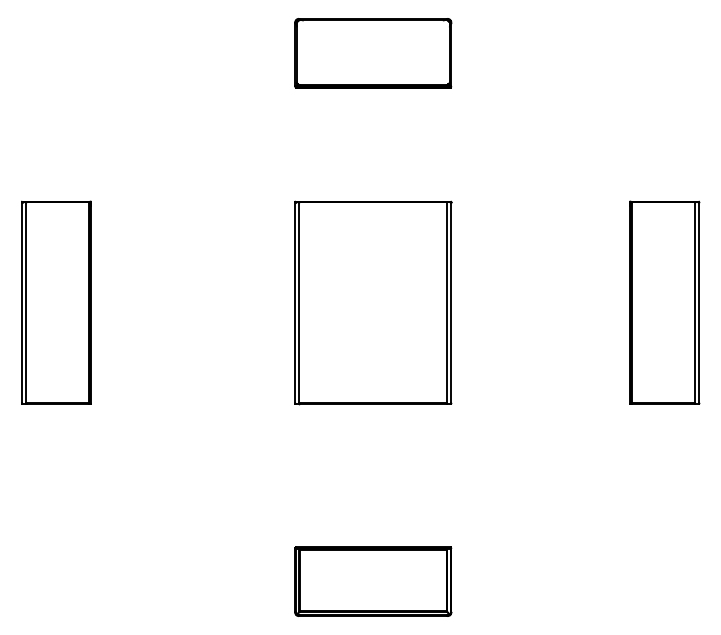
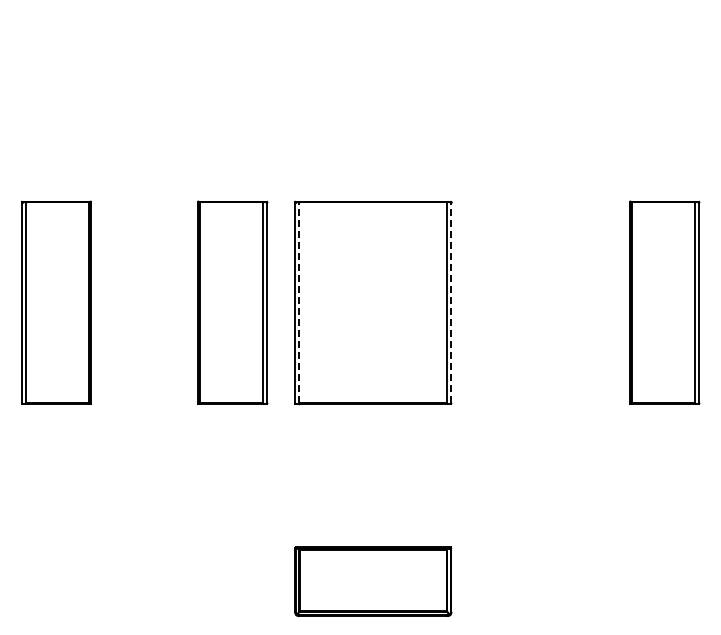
part: present -> none (373, 53)
part: none -> present (232, 302)
line: solid -> dashed (299, 302)
line: solid -> dashed (451, 302)
